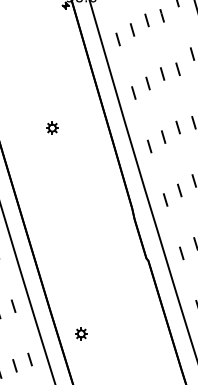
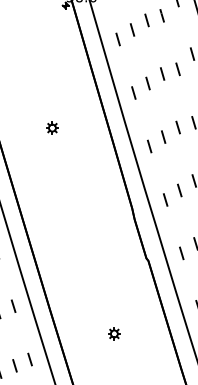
part position: (81, 333) -> (114, 333) (114, 333)
